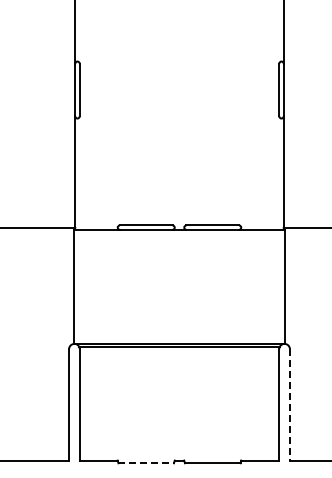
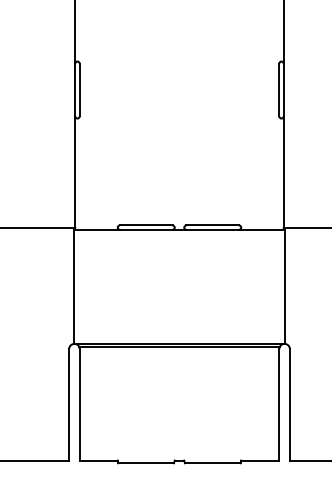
line: dashed -> solid (289, 404)
line: dashed -> solid (146, 463)
